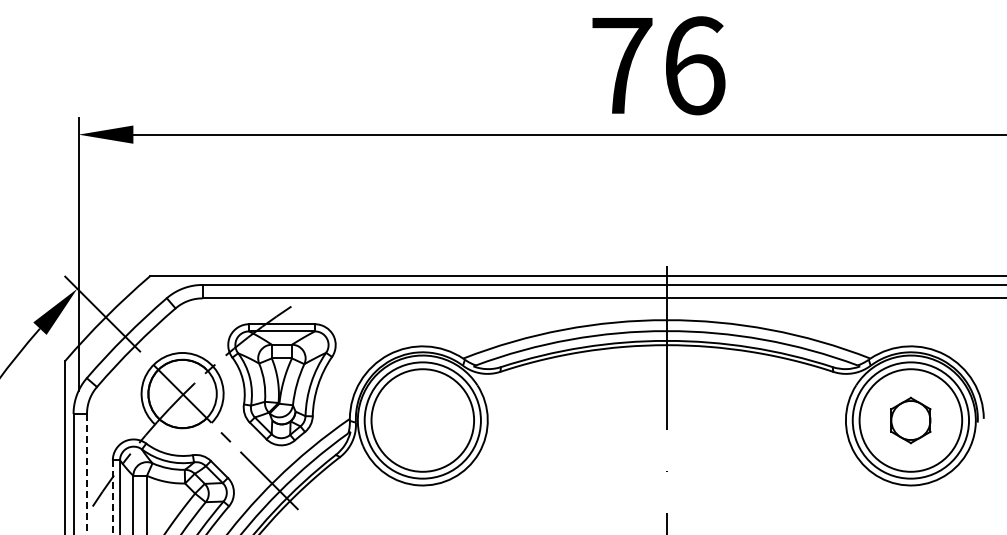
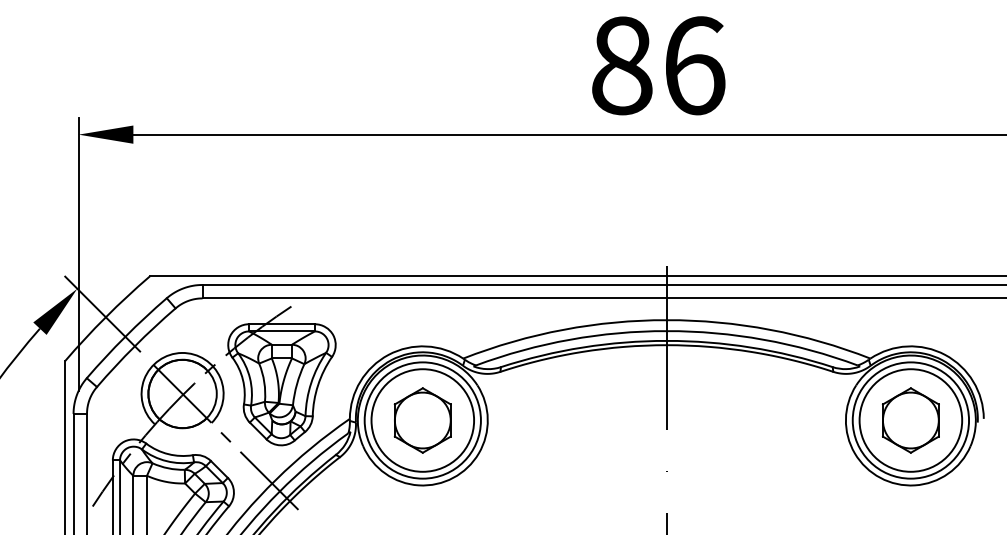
text: 76 -> 86 (622, 65)
part: none -> present (422, 420)
part size: 42x49 px -> 58x67 px (910, 420)
line: dashed -> solid (87, 474)
line: dashed -> solid (112, 497)
